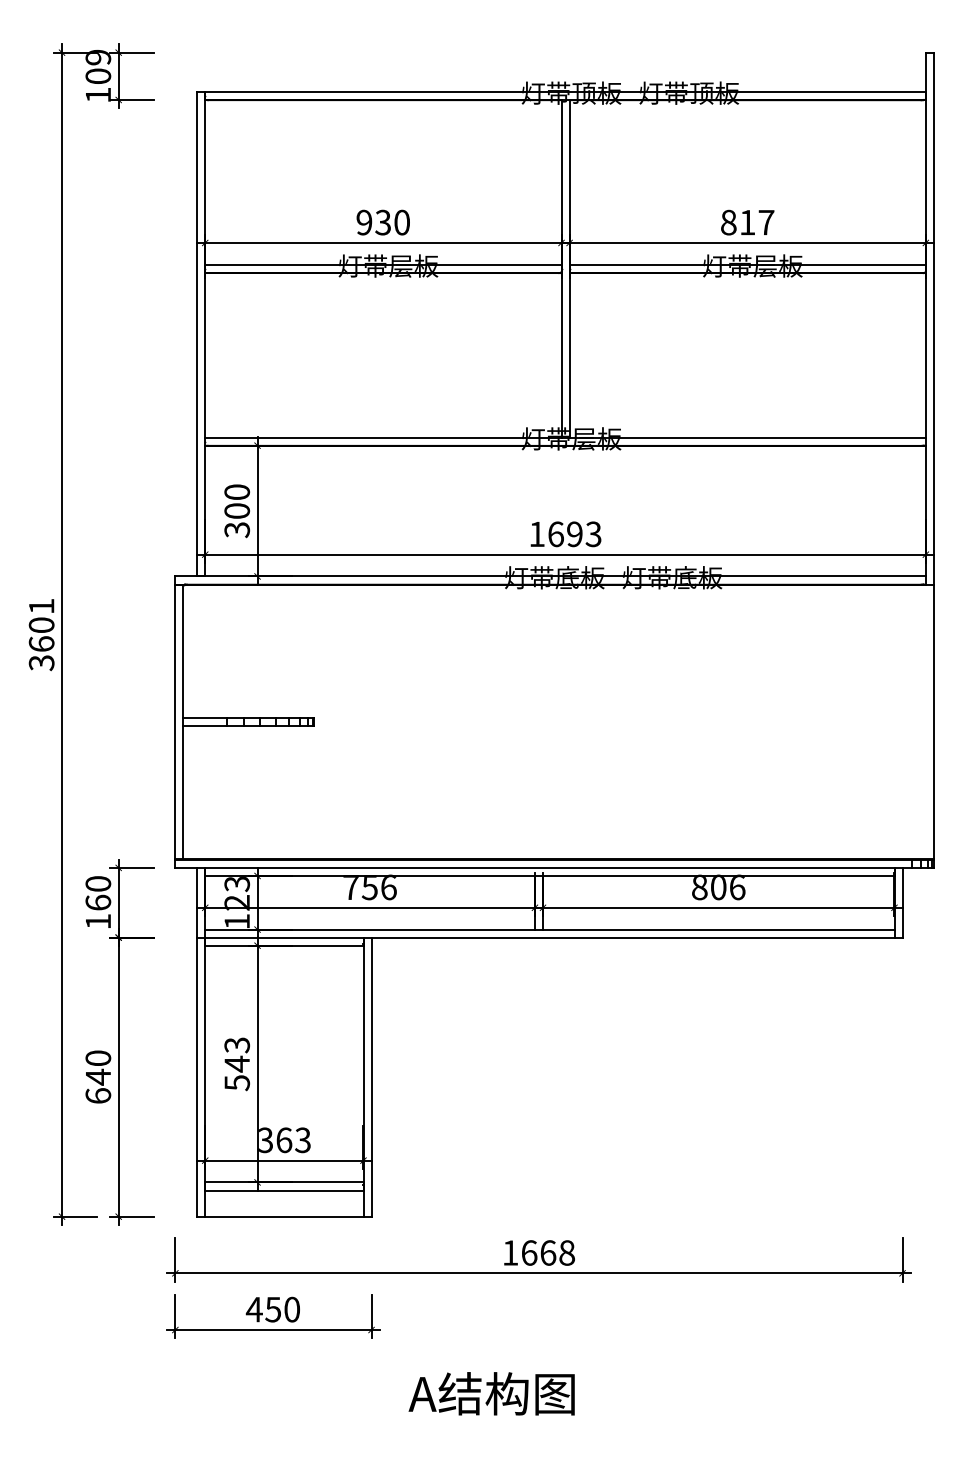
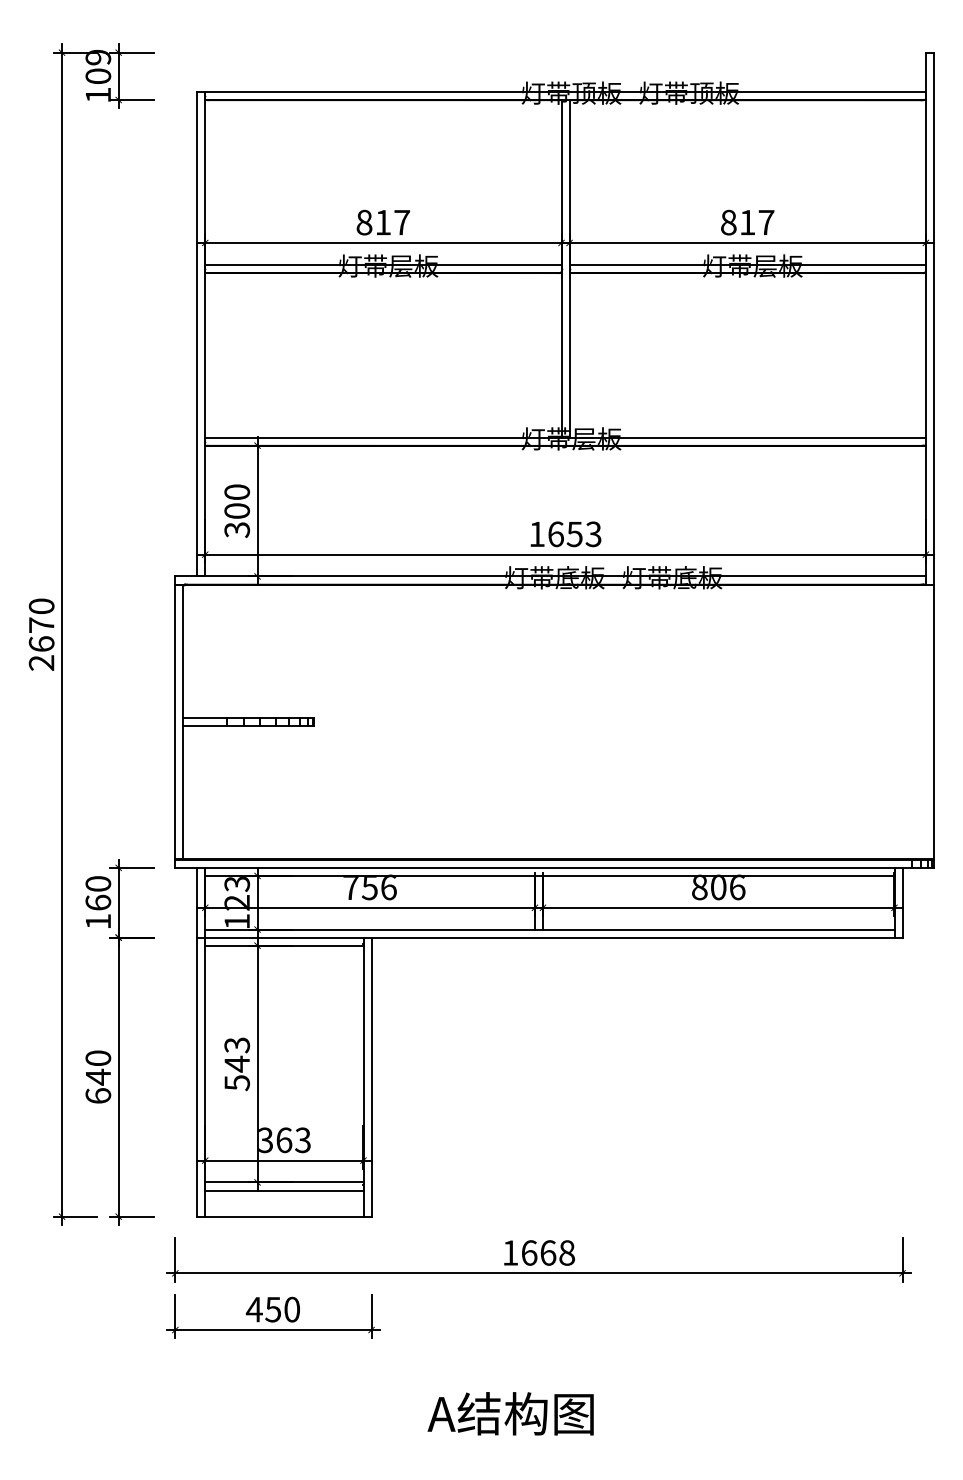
text: 930 -> 817 (383, 222)
text: 1693 -> 1653 (574, 534)
text: 3601 -> 2670 (41, 634)
text position: (491, 1393) -> (510, 1413) (510, 1413)
